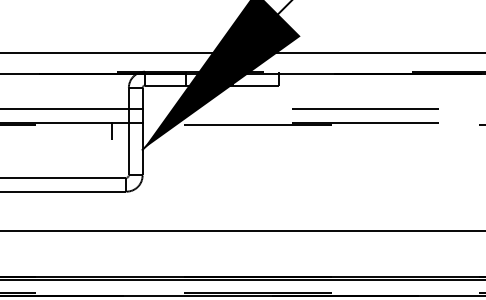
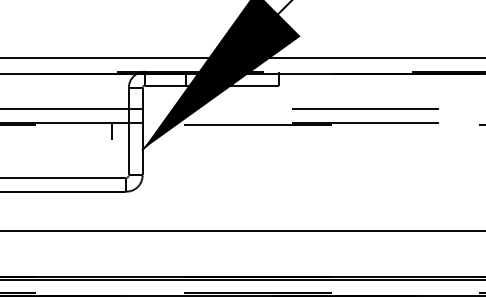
line position: (242, 52) -> (242, 57) (242, 57)
